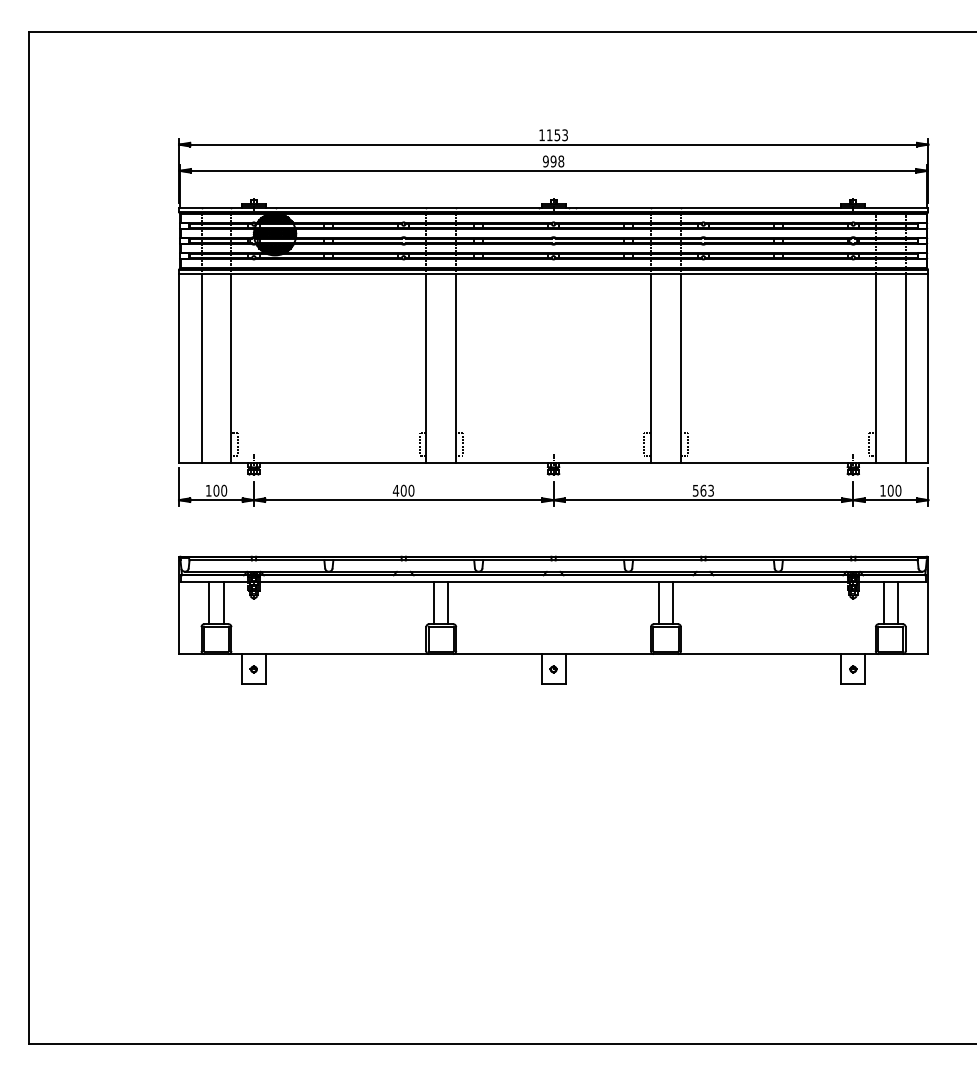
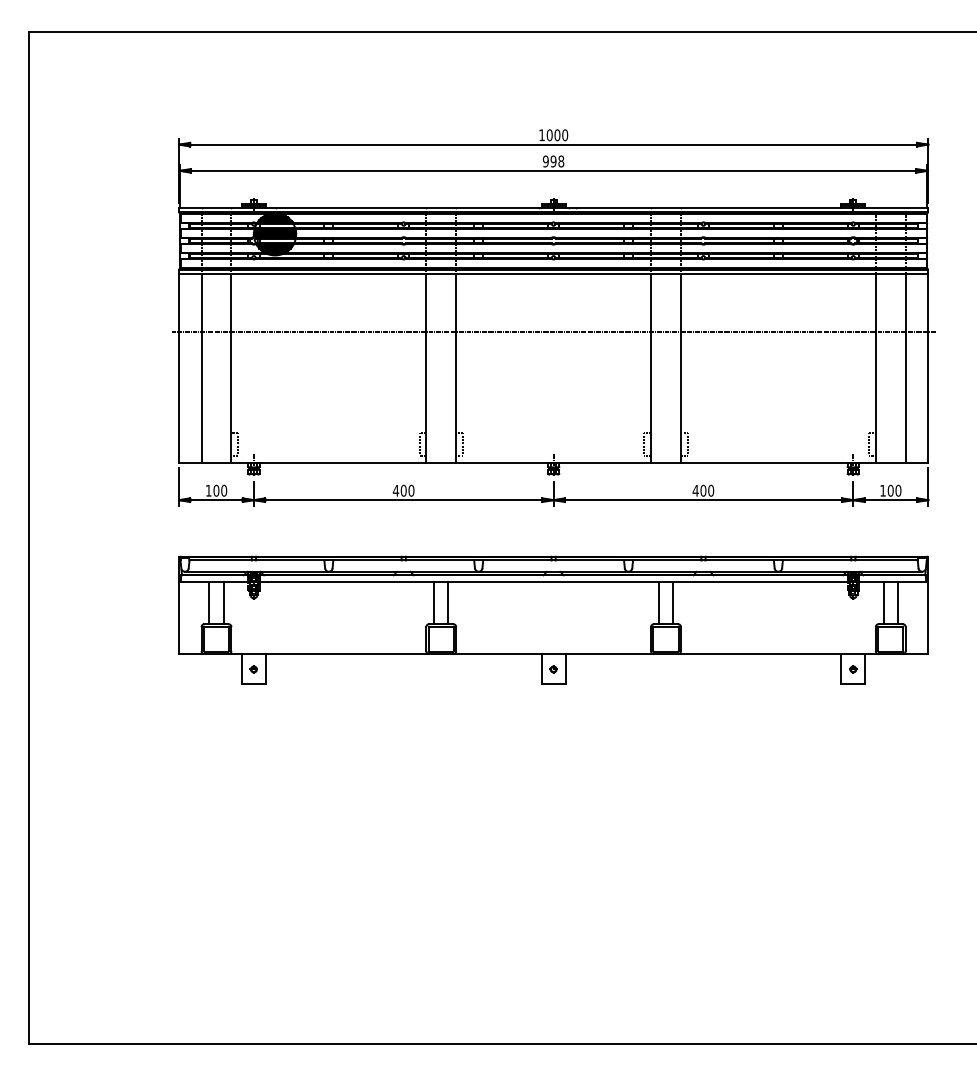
text: 1153 -> 1000 (557, 135)
line: none -> present (553, 331)
text: 563 -> 400 (703, 490)
